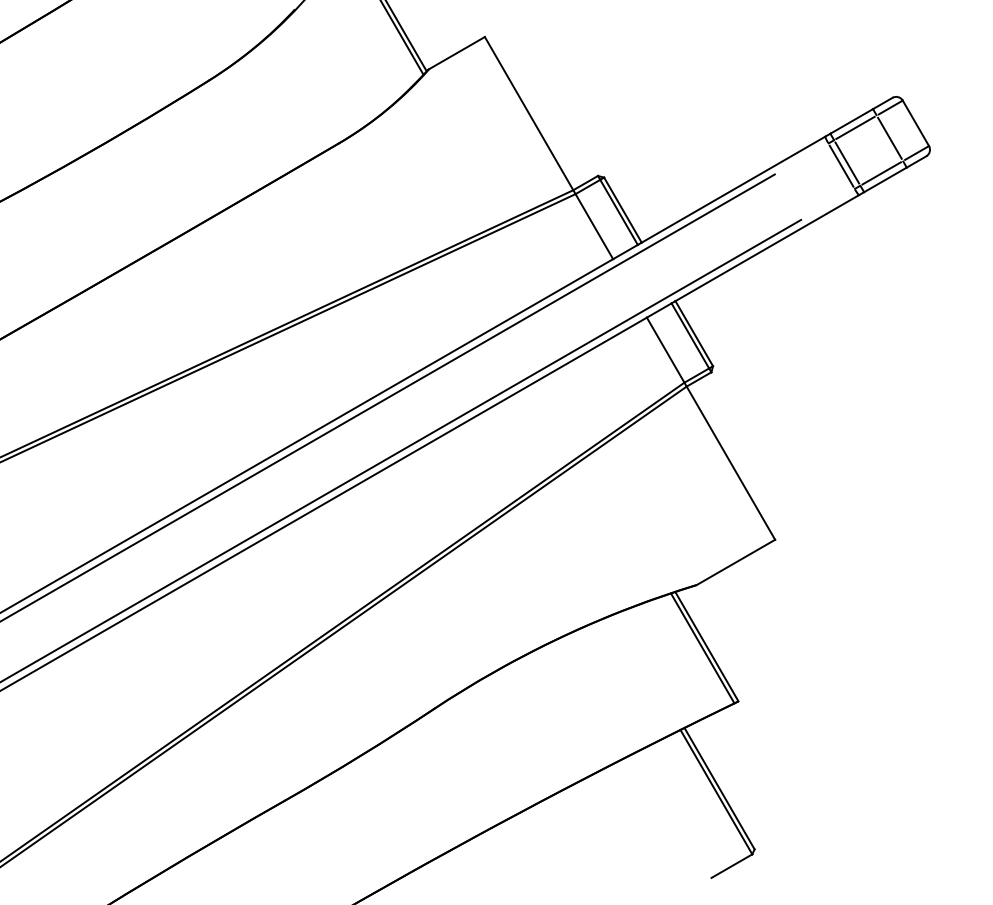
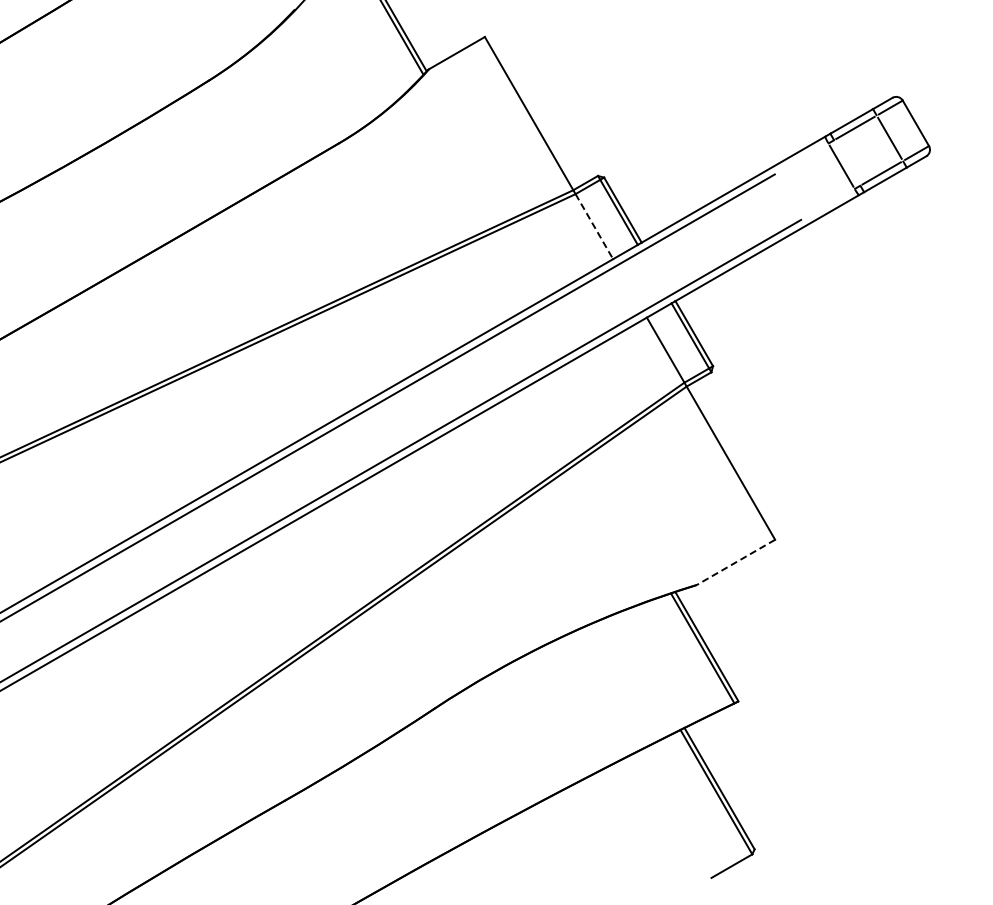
line: present -> none (847, 162)
line: solid -> dashed (594, 226)
line: solid -> dashed (735, 562)
